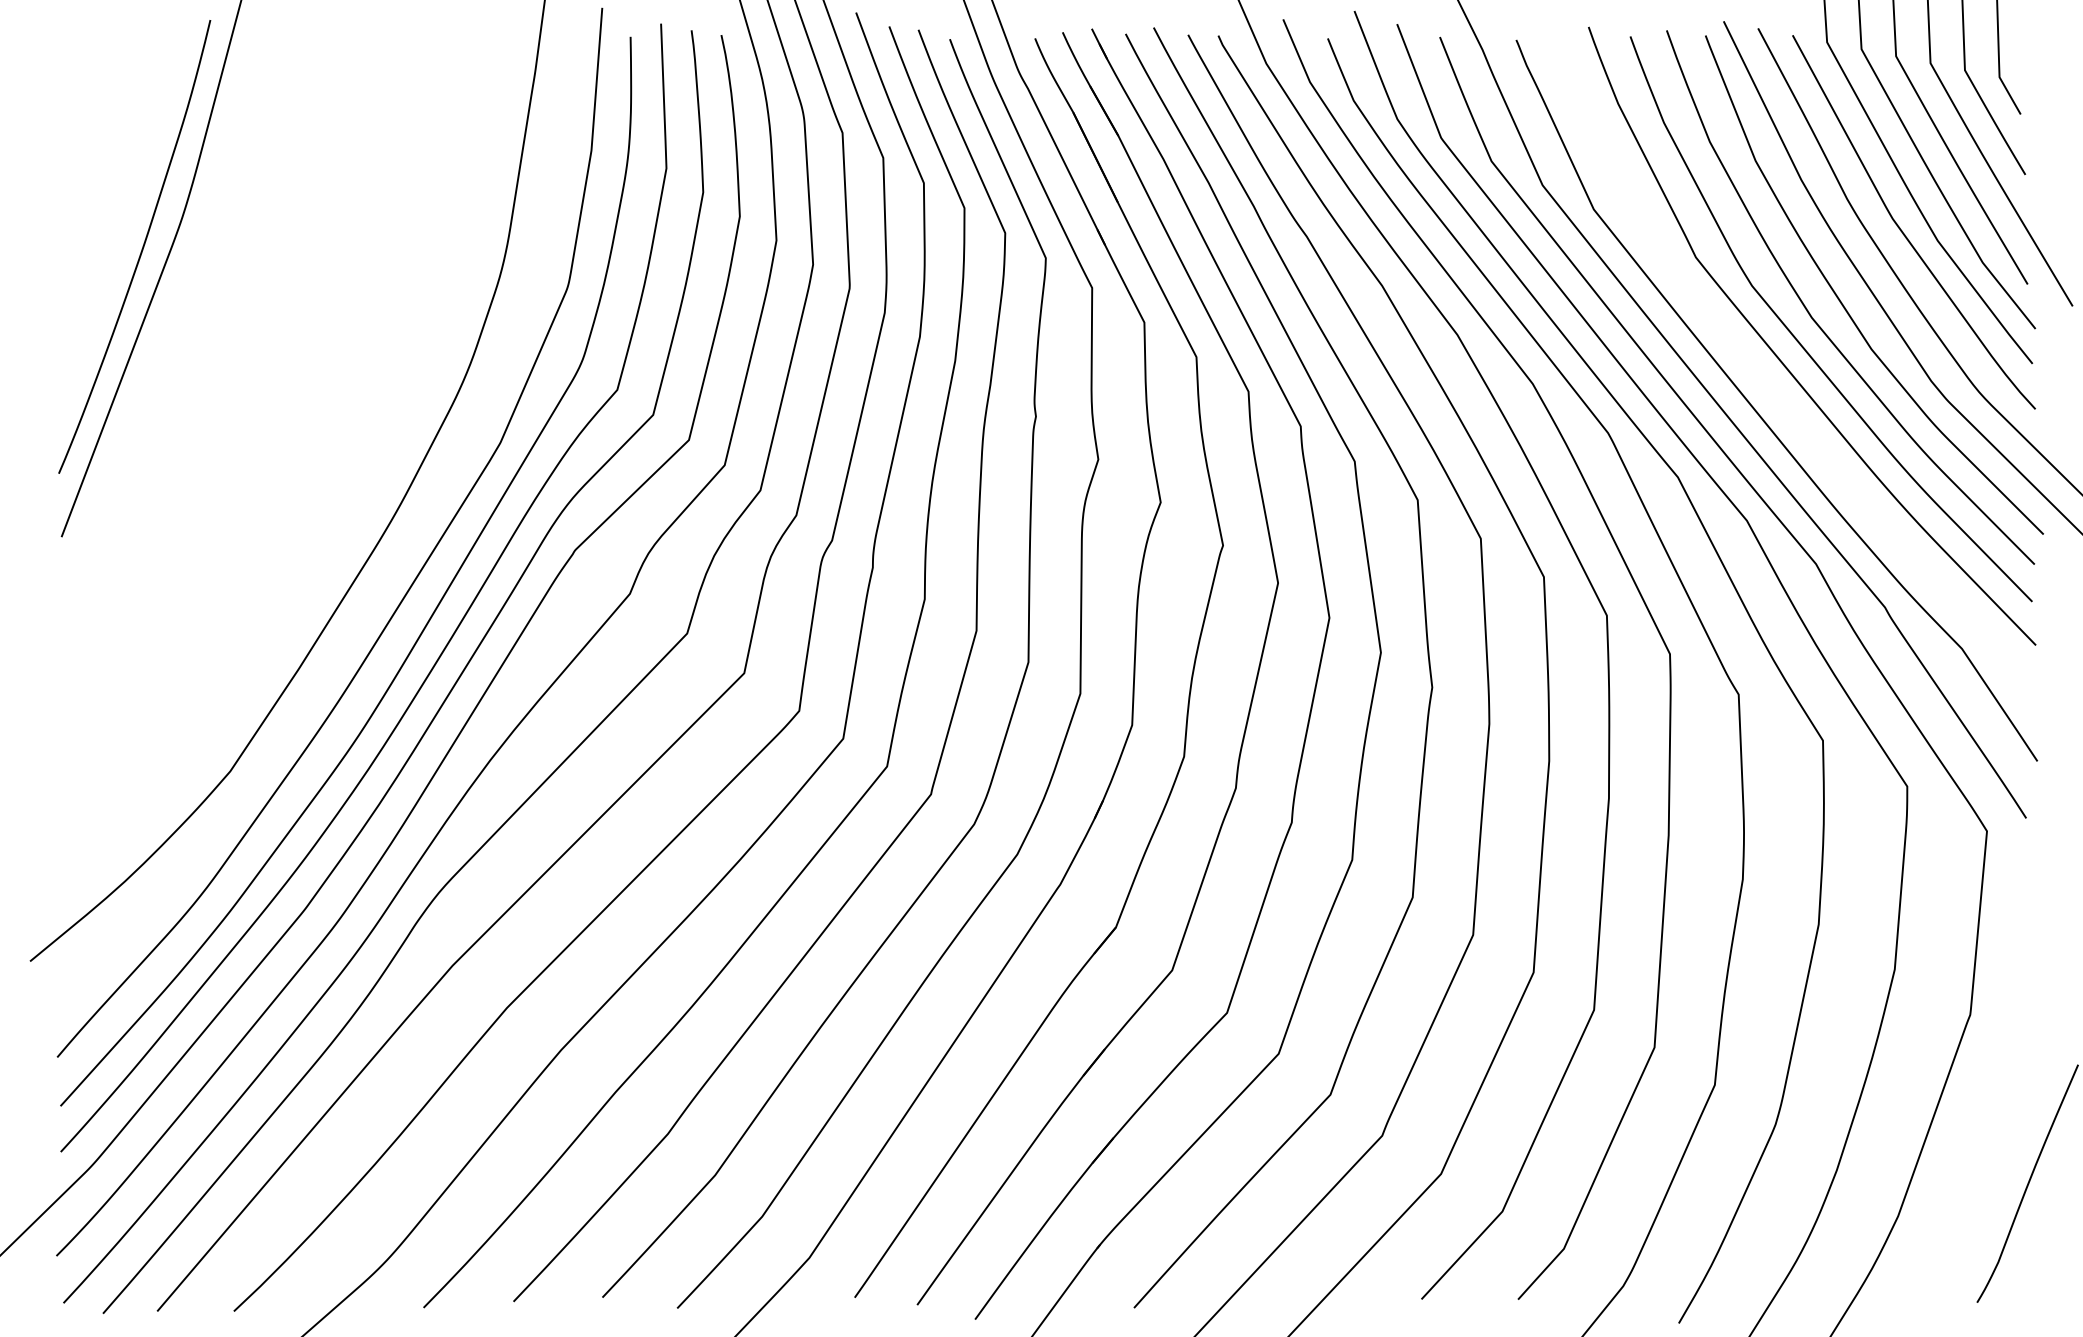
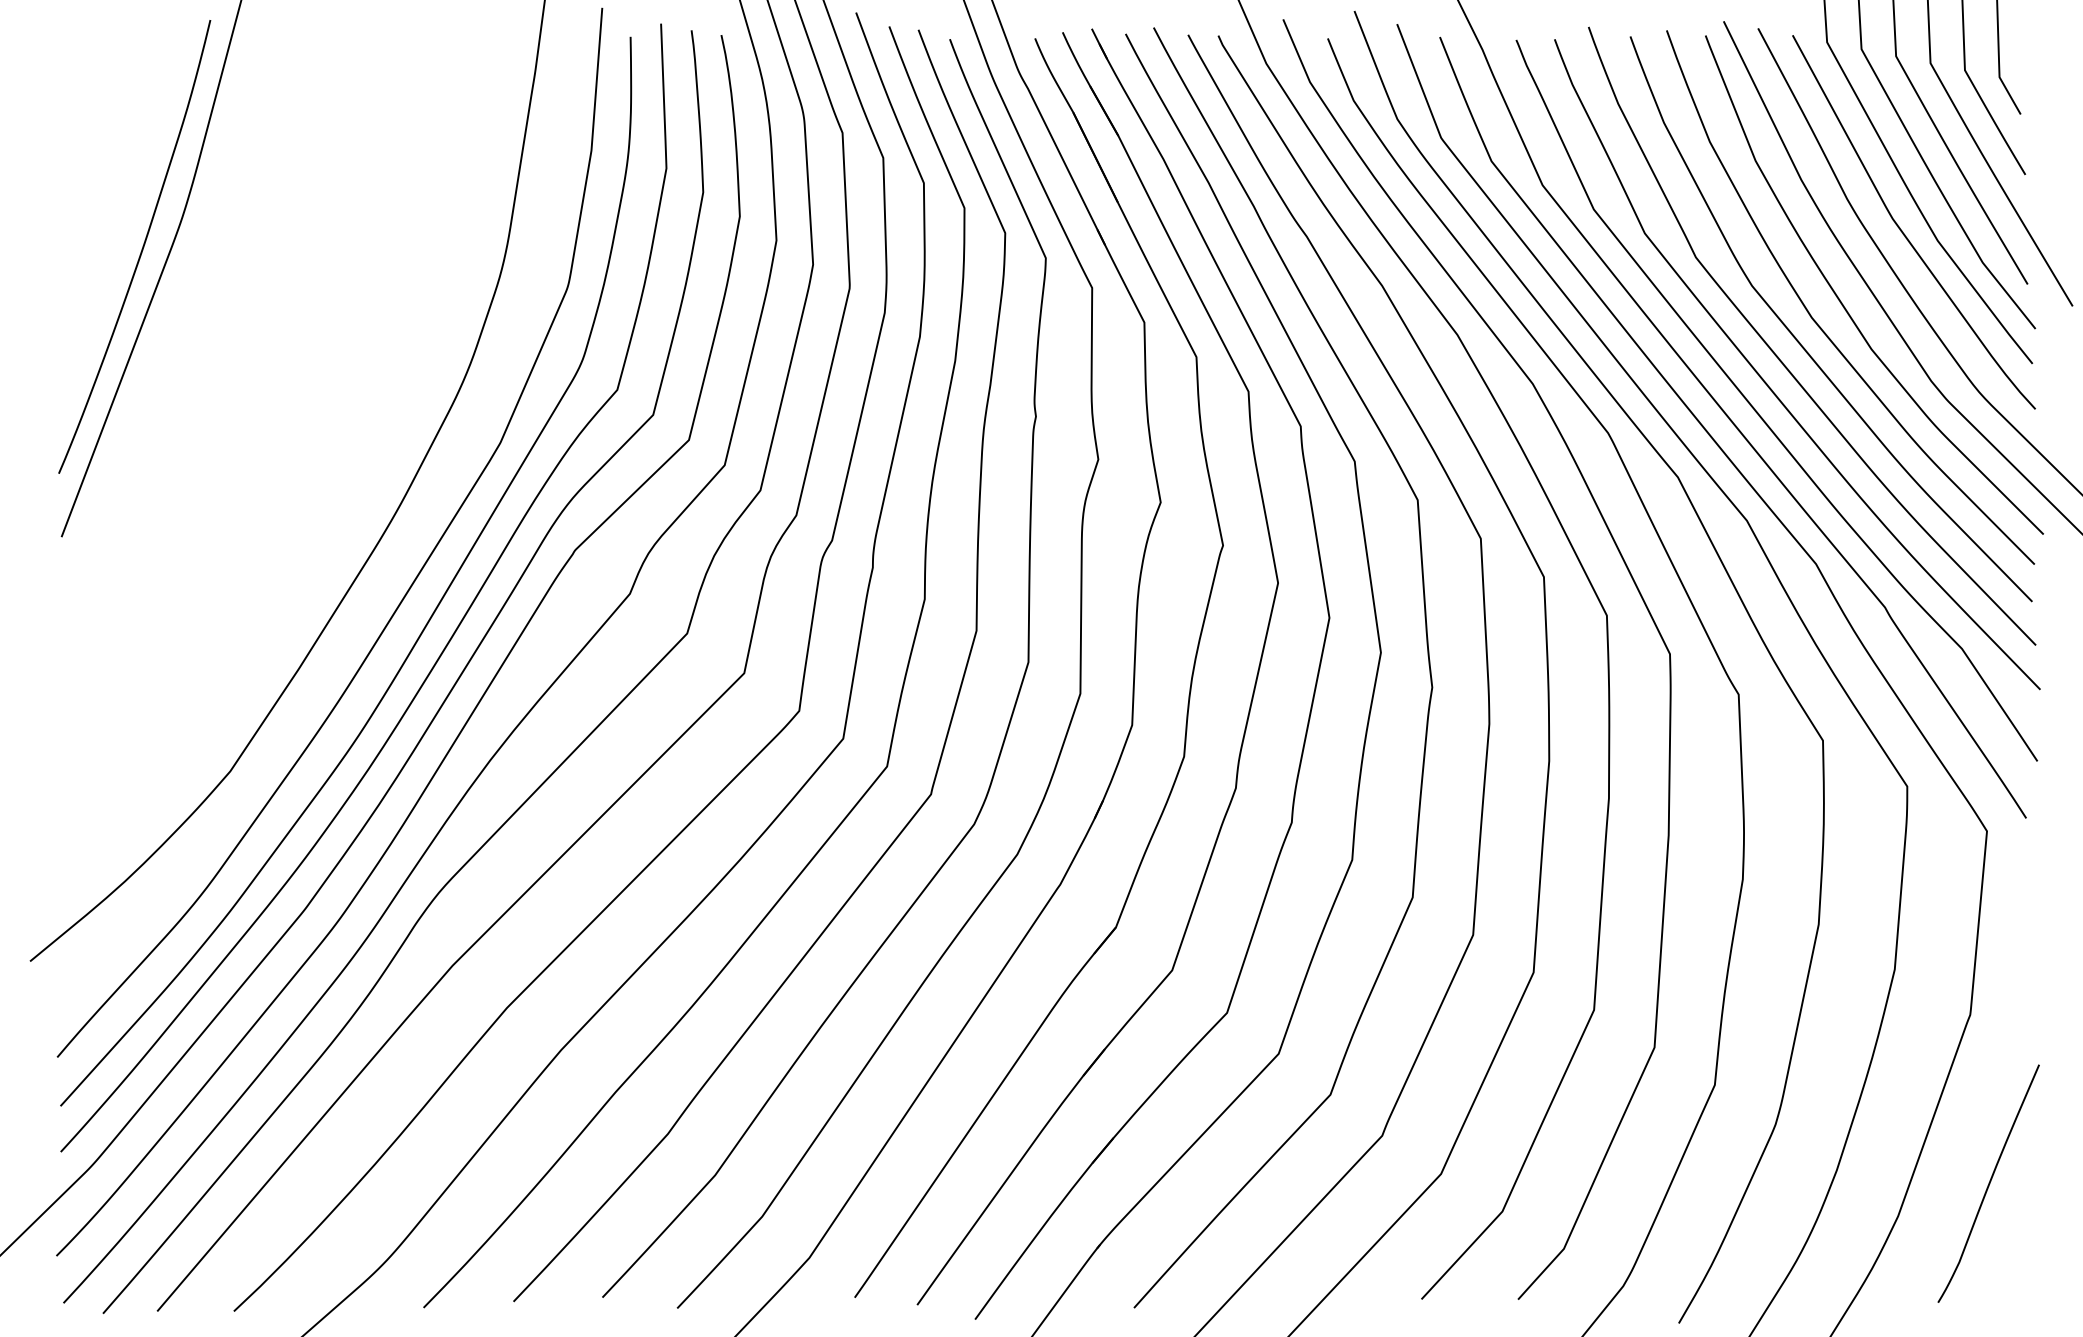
curve: none -> present (1772, 389)
curve position: (2027, 1183) -> (1988, 1183) (1988, 1183)
